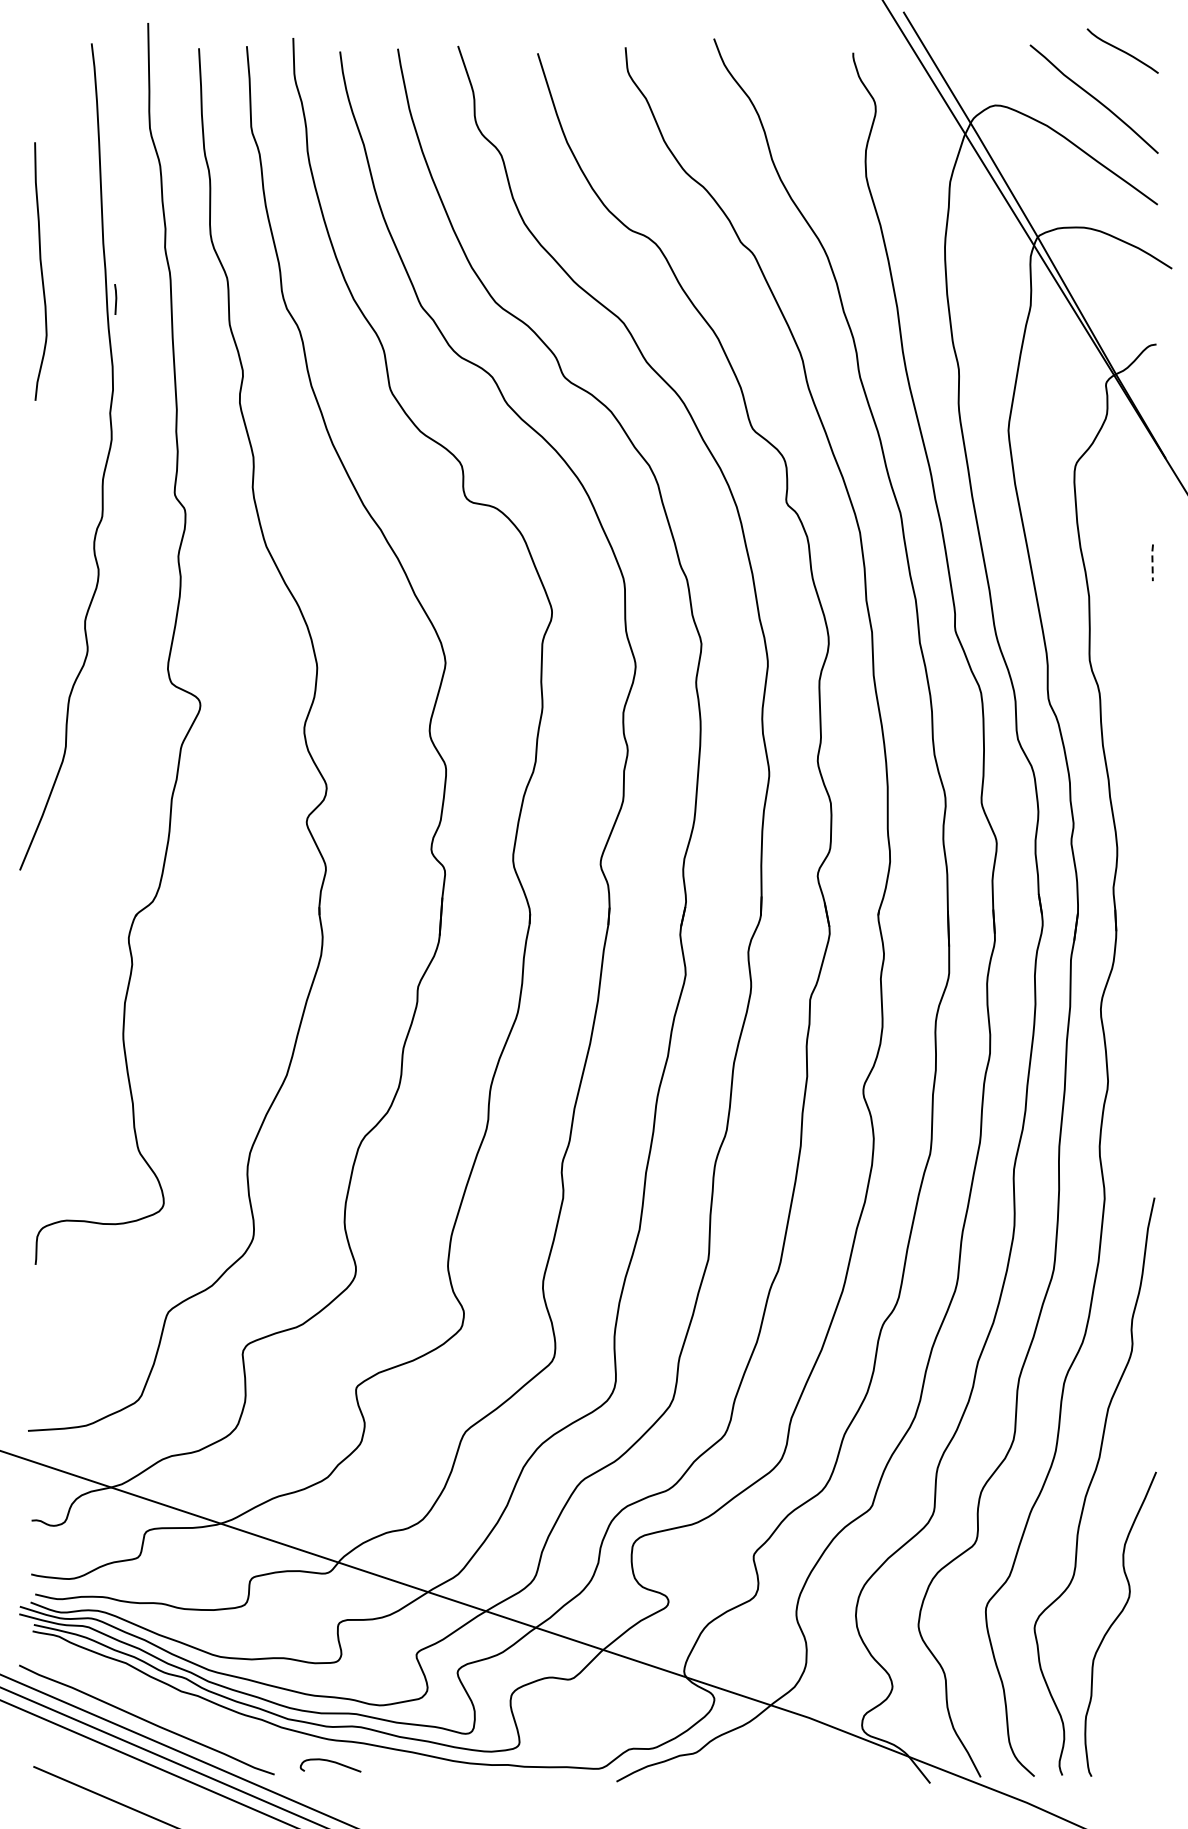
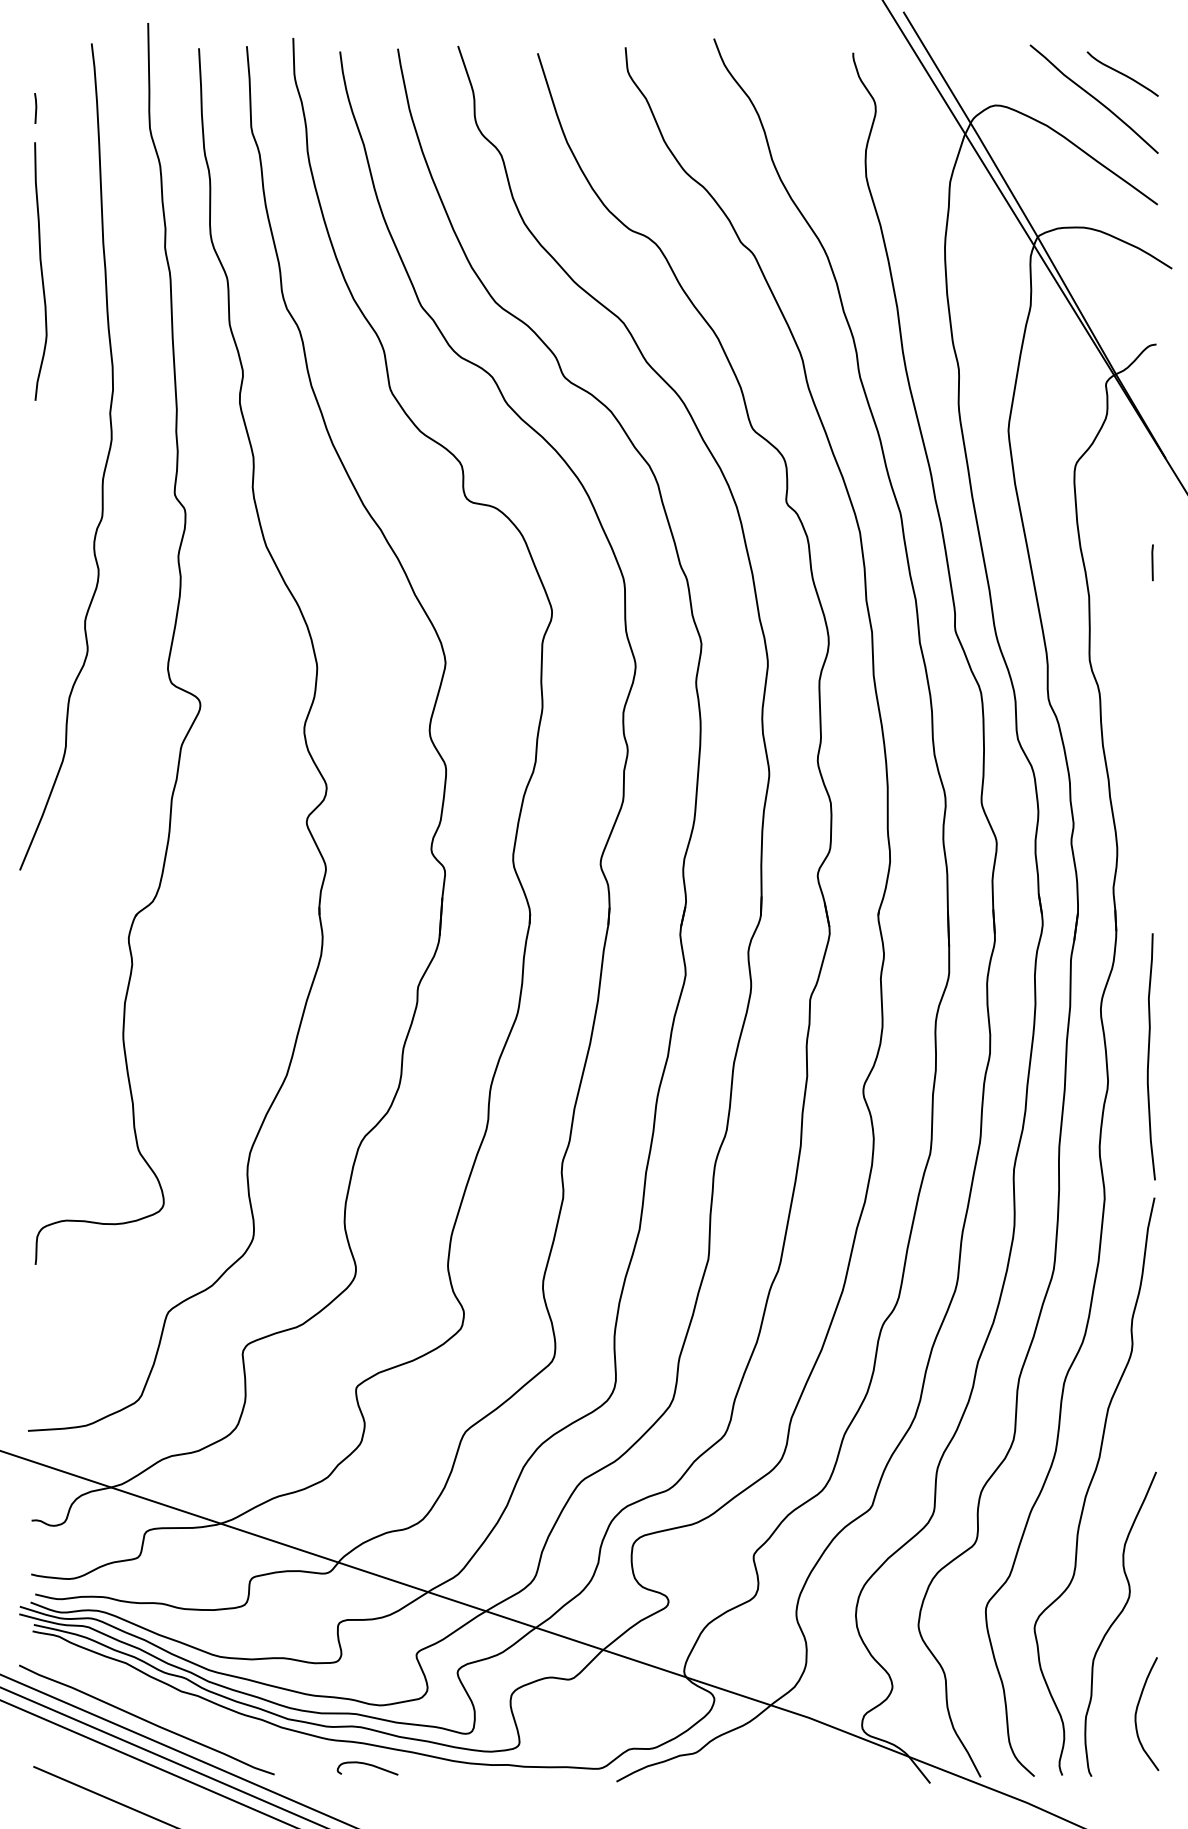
curve position: (1122, 50) -> (1122, 73) (1122, 73)
line position: (115, 299) -> (35, 108) (35, 108)
line: dashed -> solid (1152, 562)
curve: none -> present (1149, 1056)
curve: none -> present (1137, 1711)
curve position: (330, 1762) -> (367, 1765) (367, 1765)
